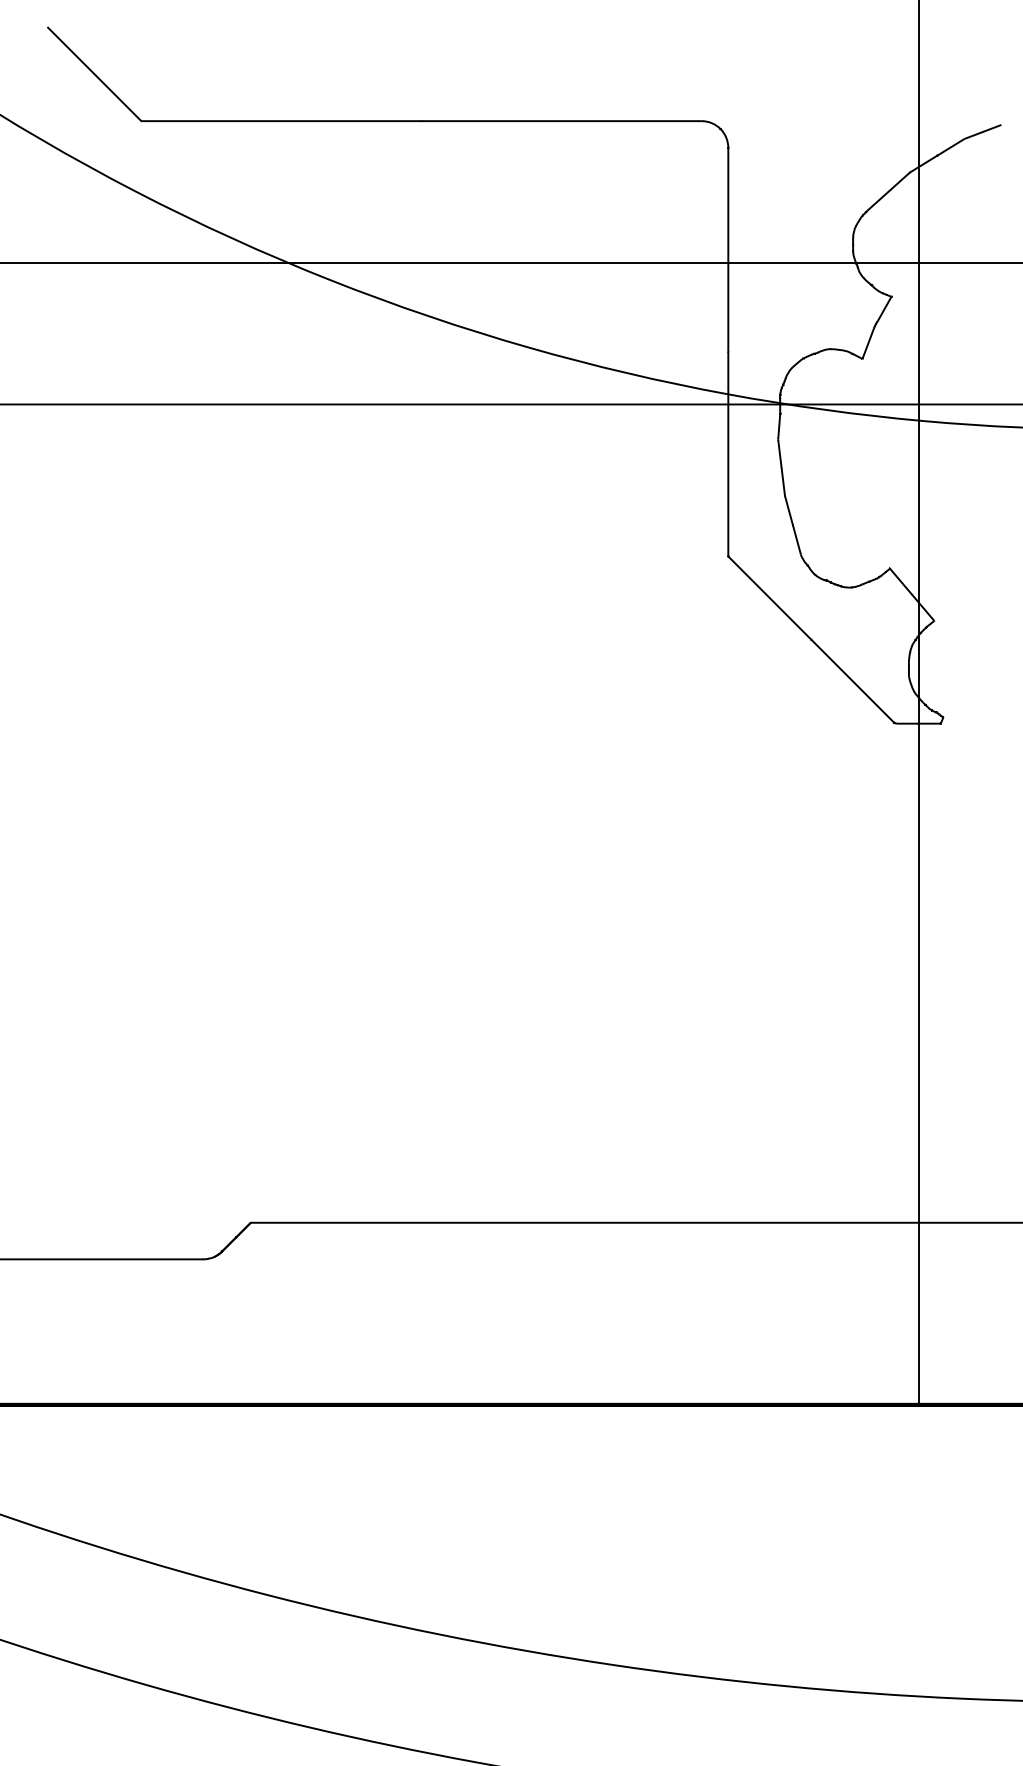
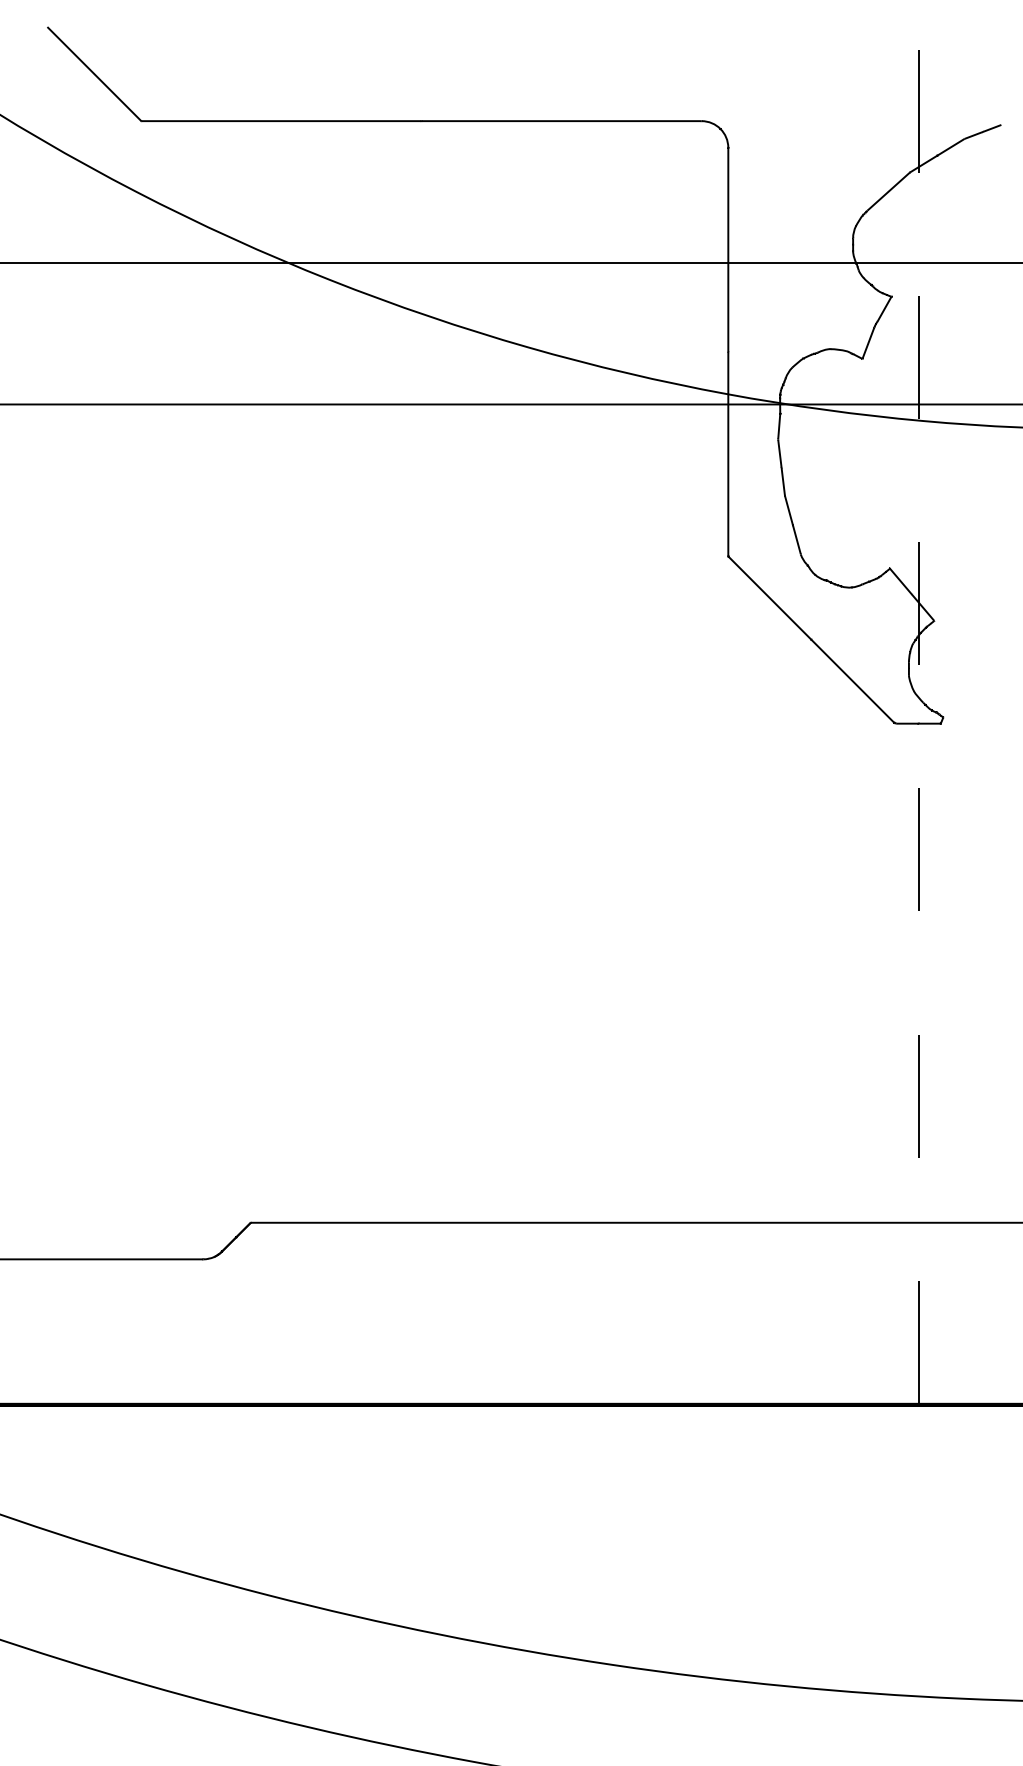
line: solid -> dashed (918, 702)
